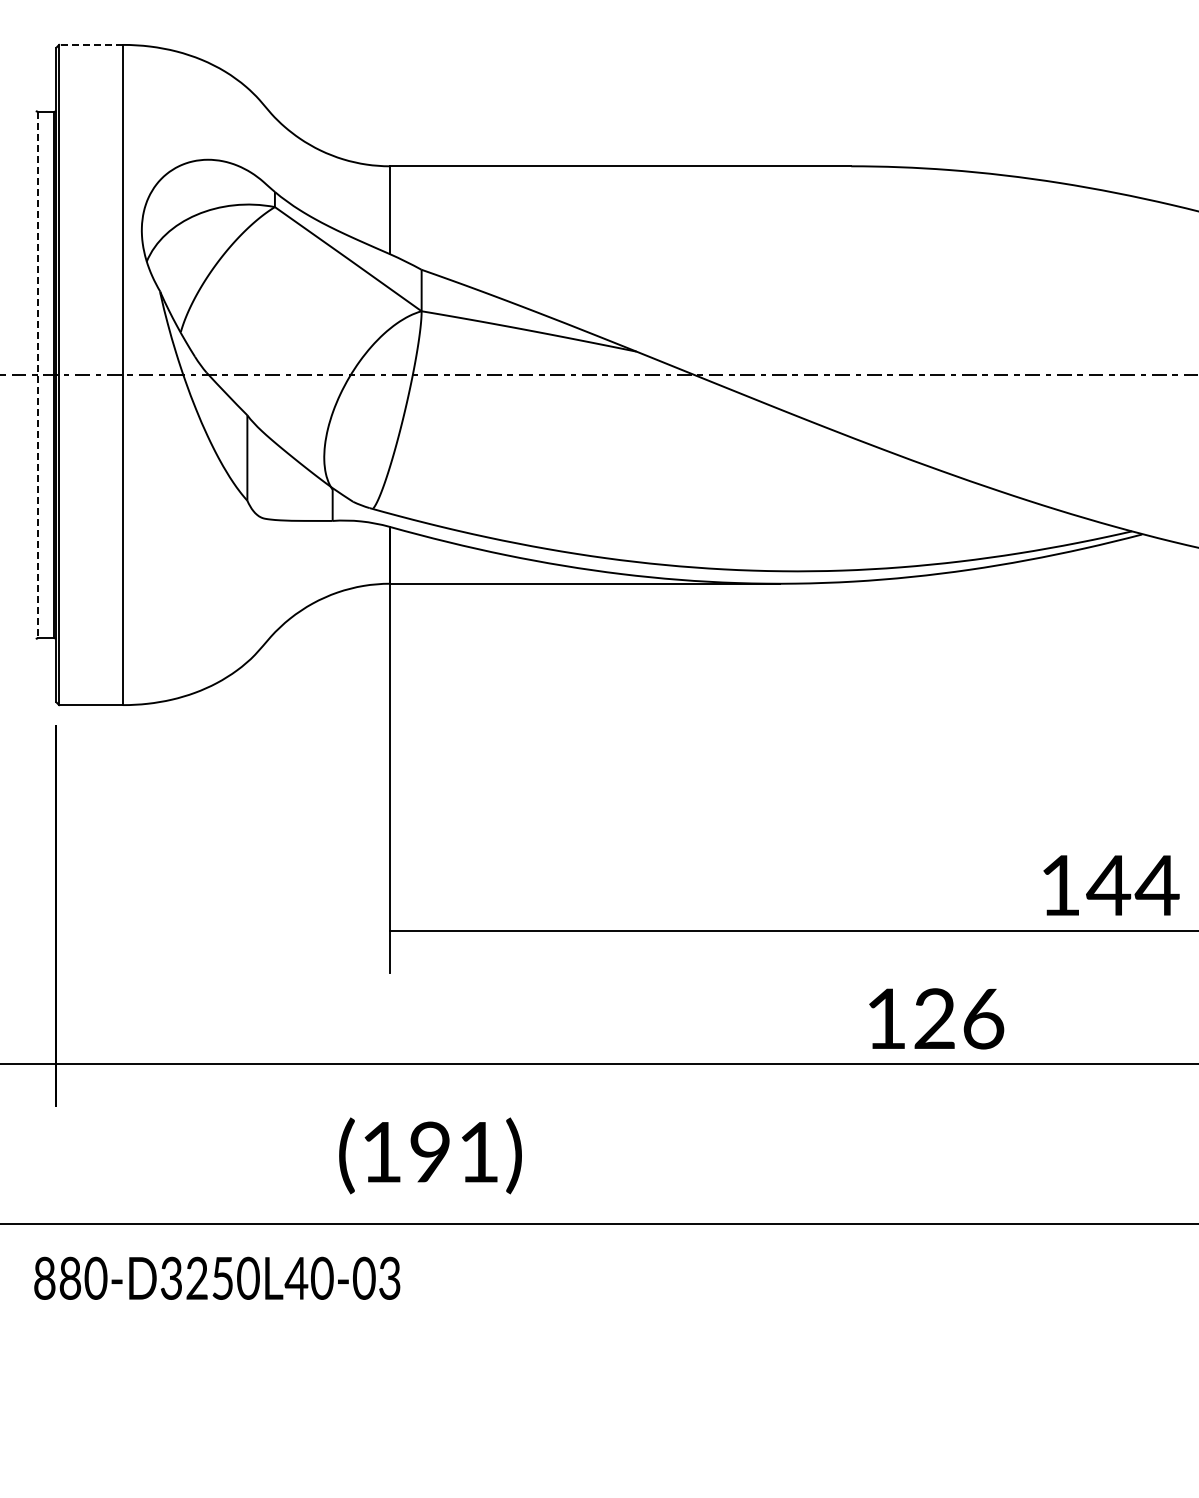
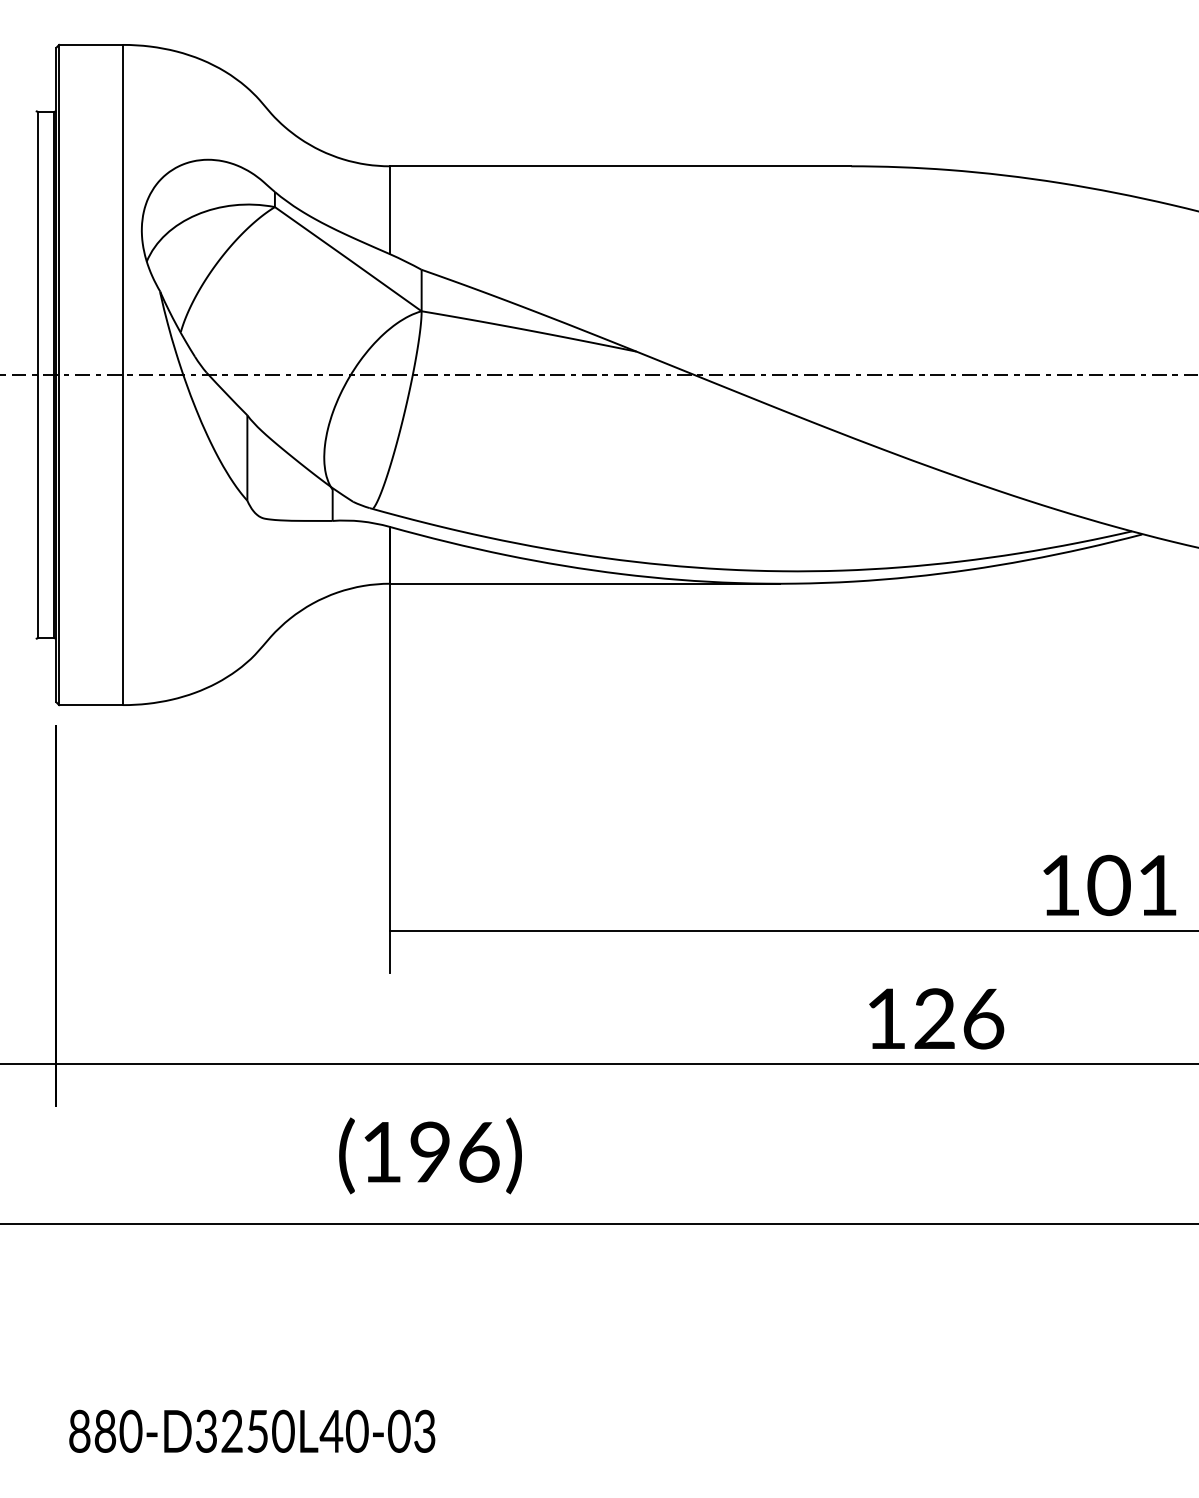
line: dashed -> solid (90, 44)
line: dashed -> solid (38, 375)
text: 144 -> 101 (1132, 885)
text: (191) -> (196) (479, 1152)
text position: (217, 1277) -> (252, 1430) (252, 1430)
